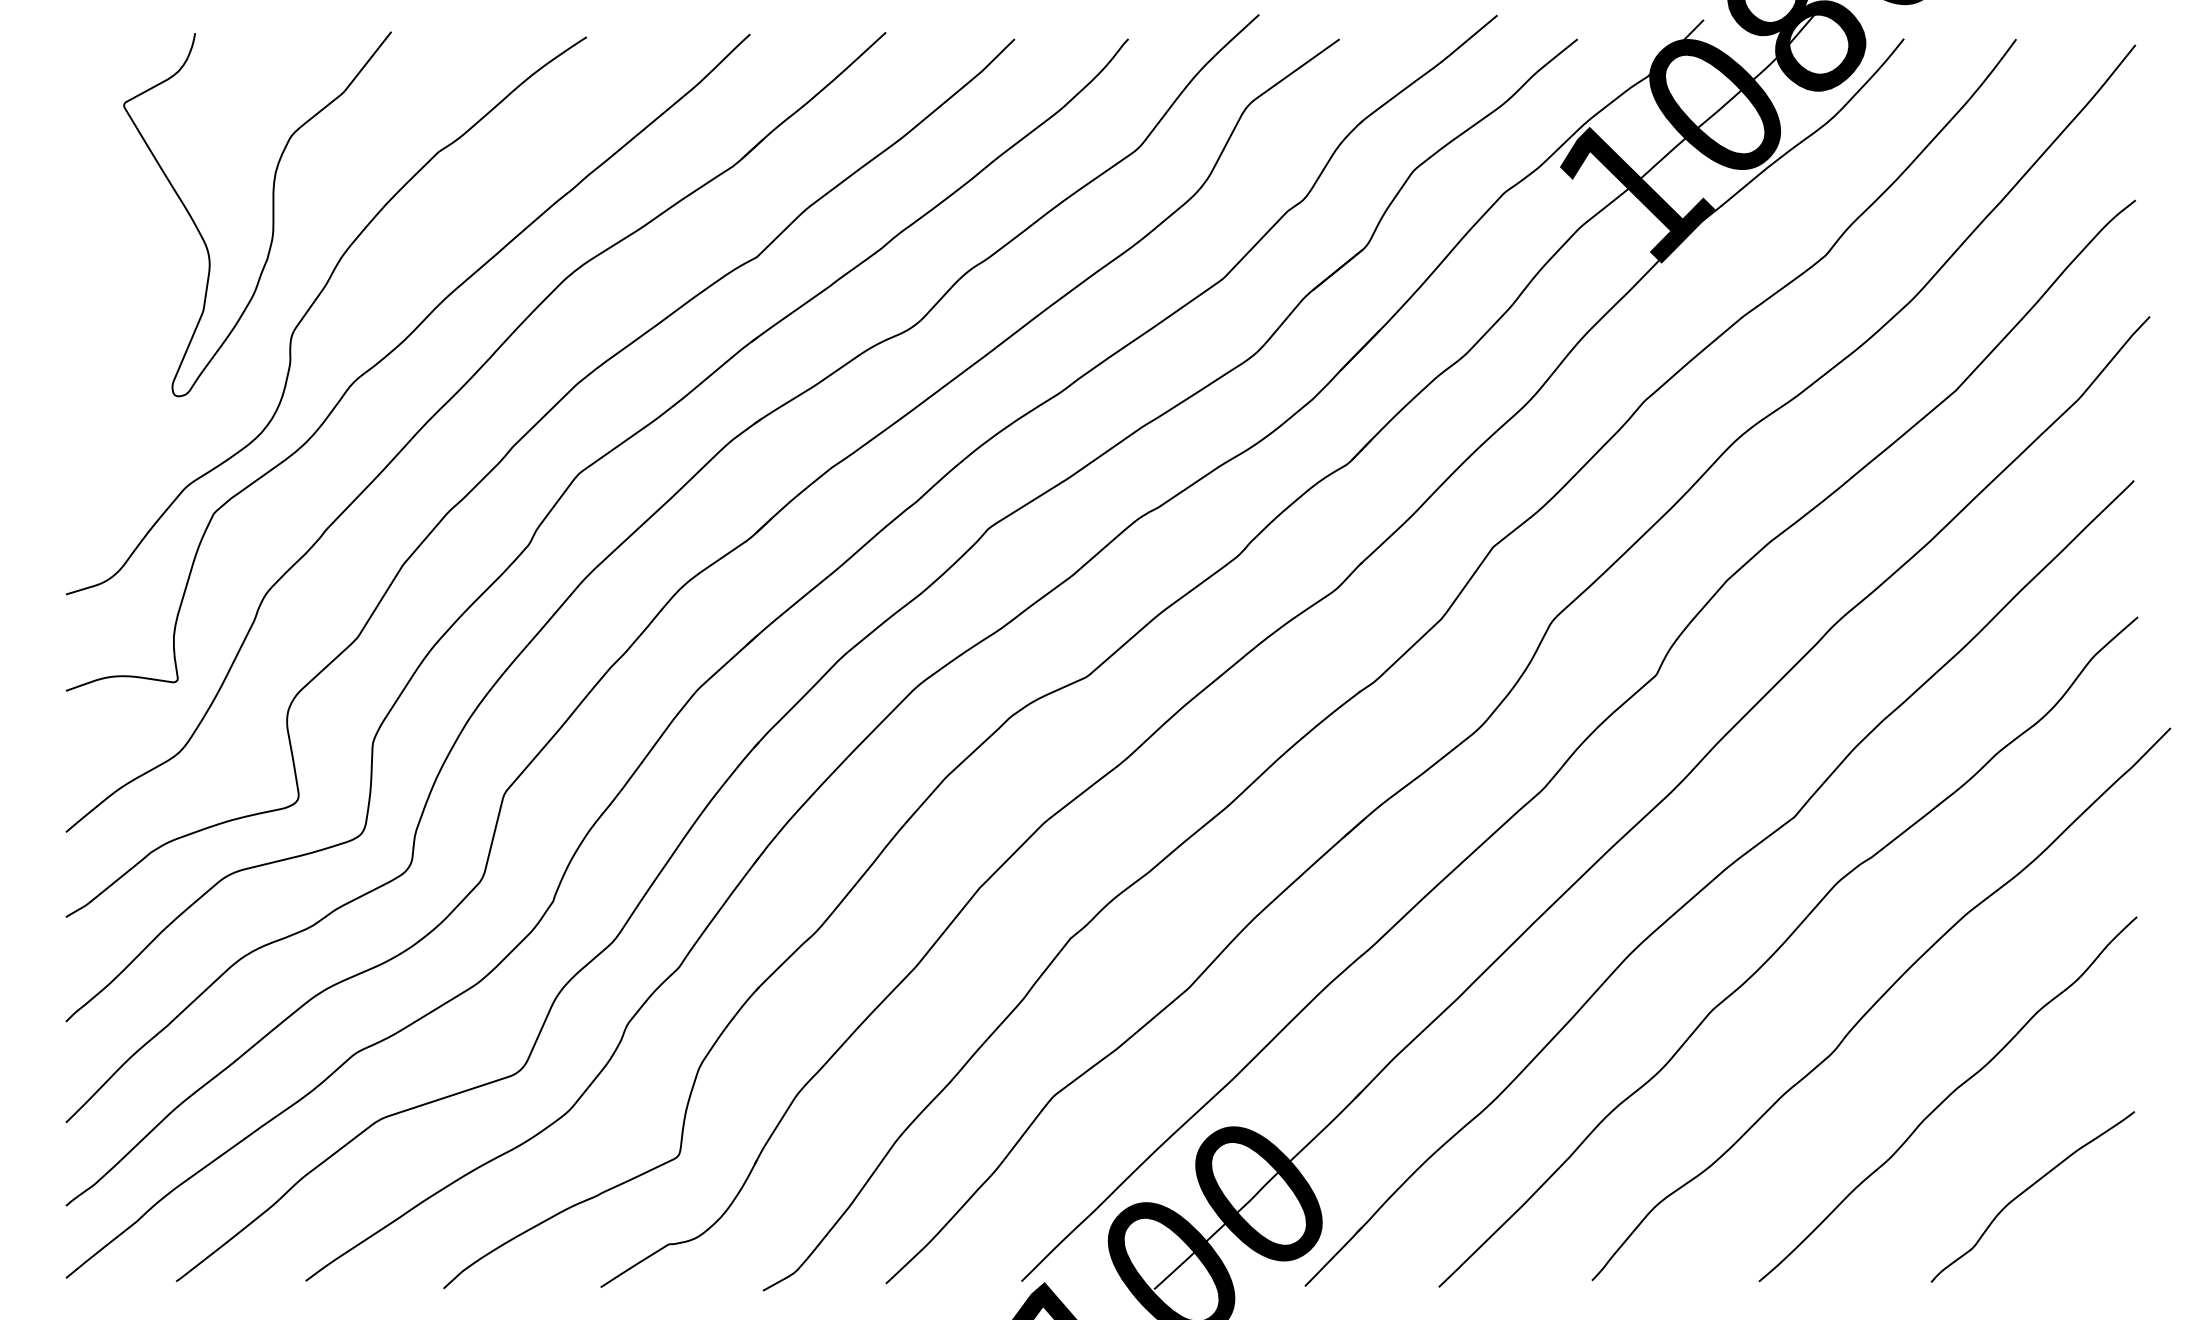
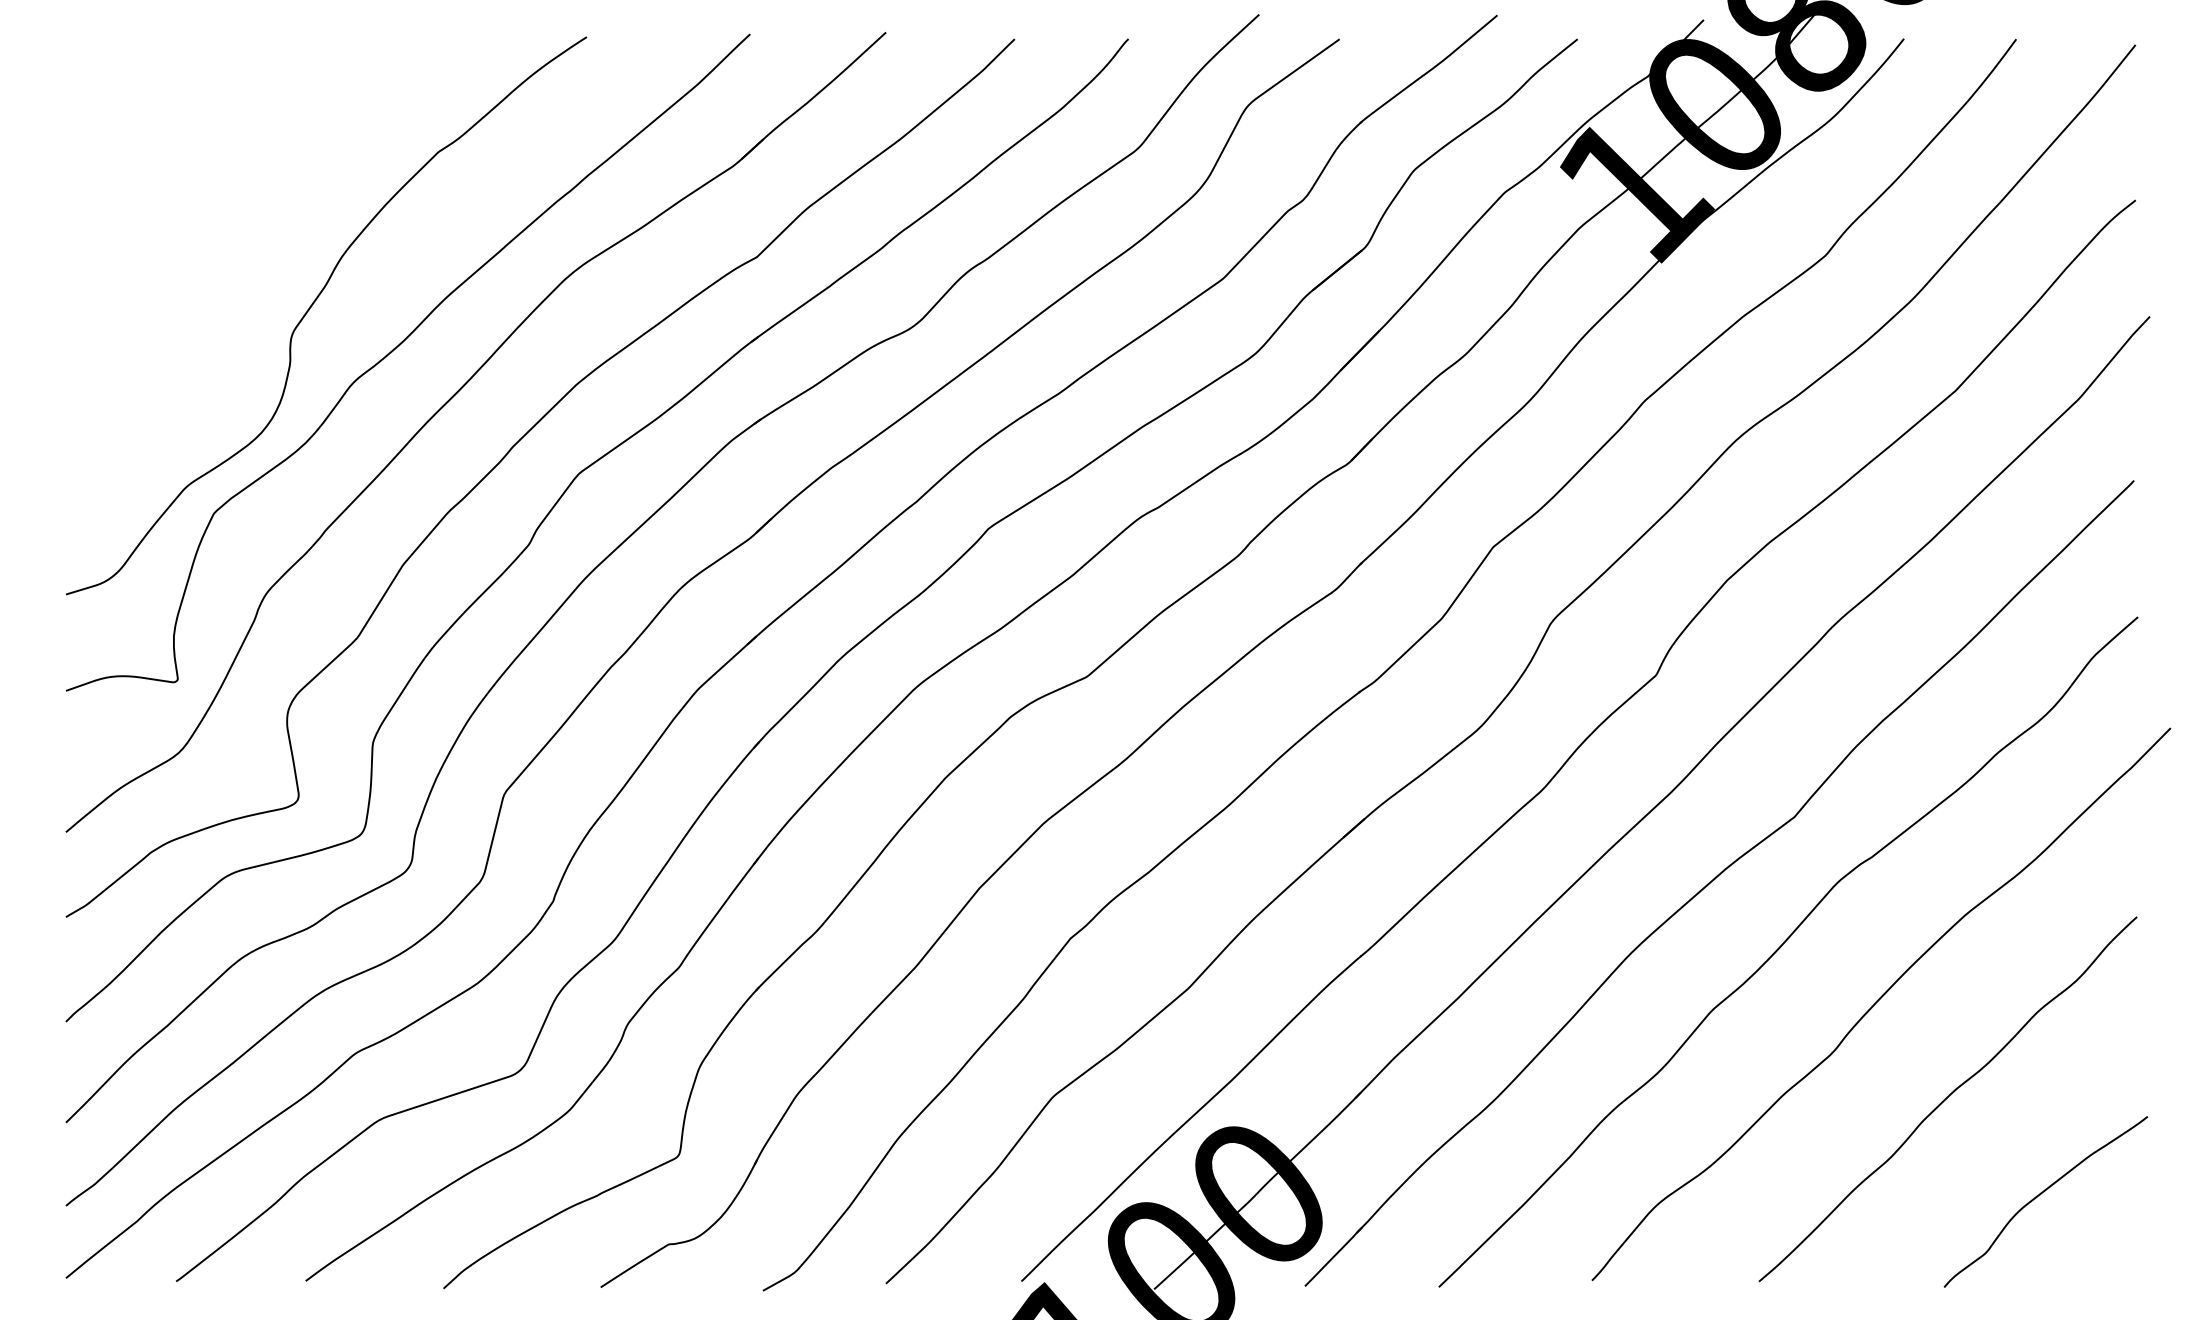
curve: present -> none (272, 214)
curve position: (2027, 1190) -> (2040, 1195) (2040, 1195)
